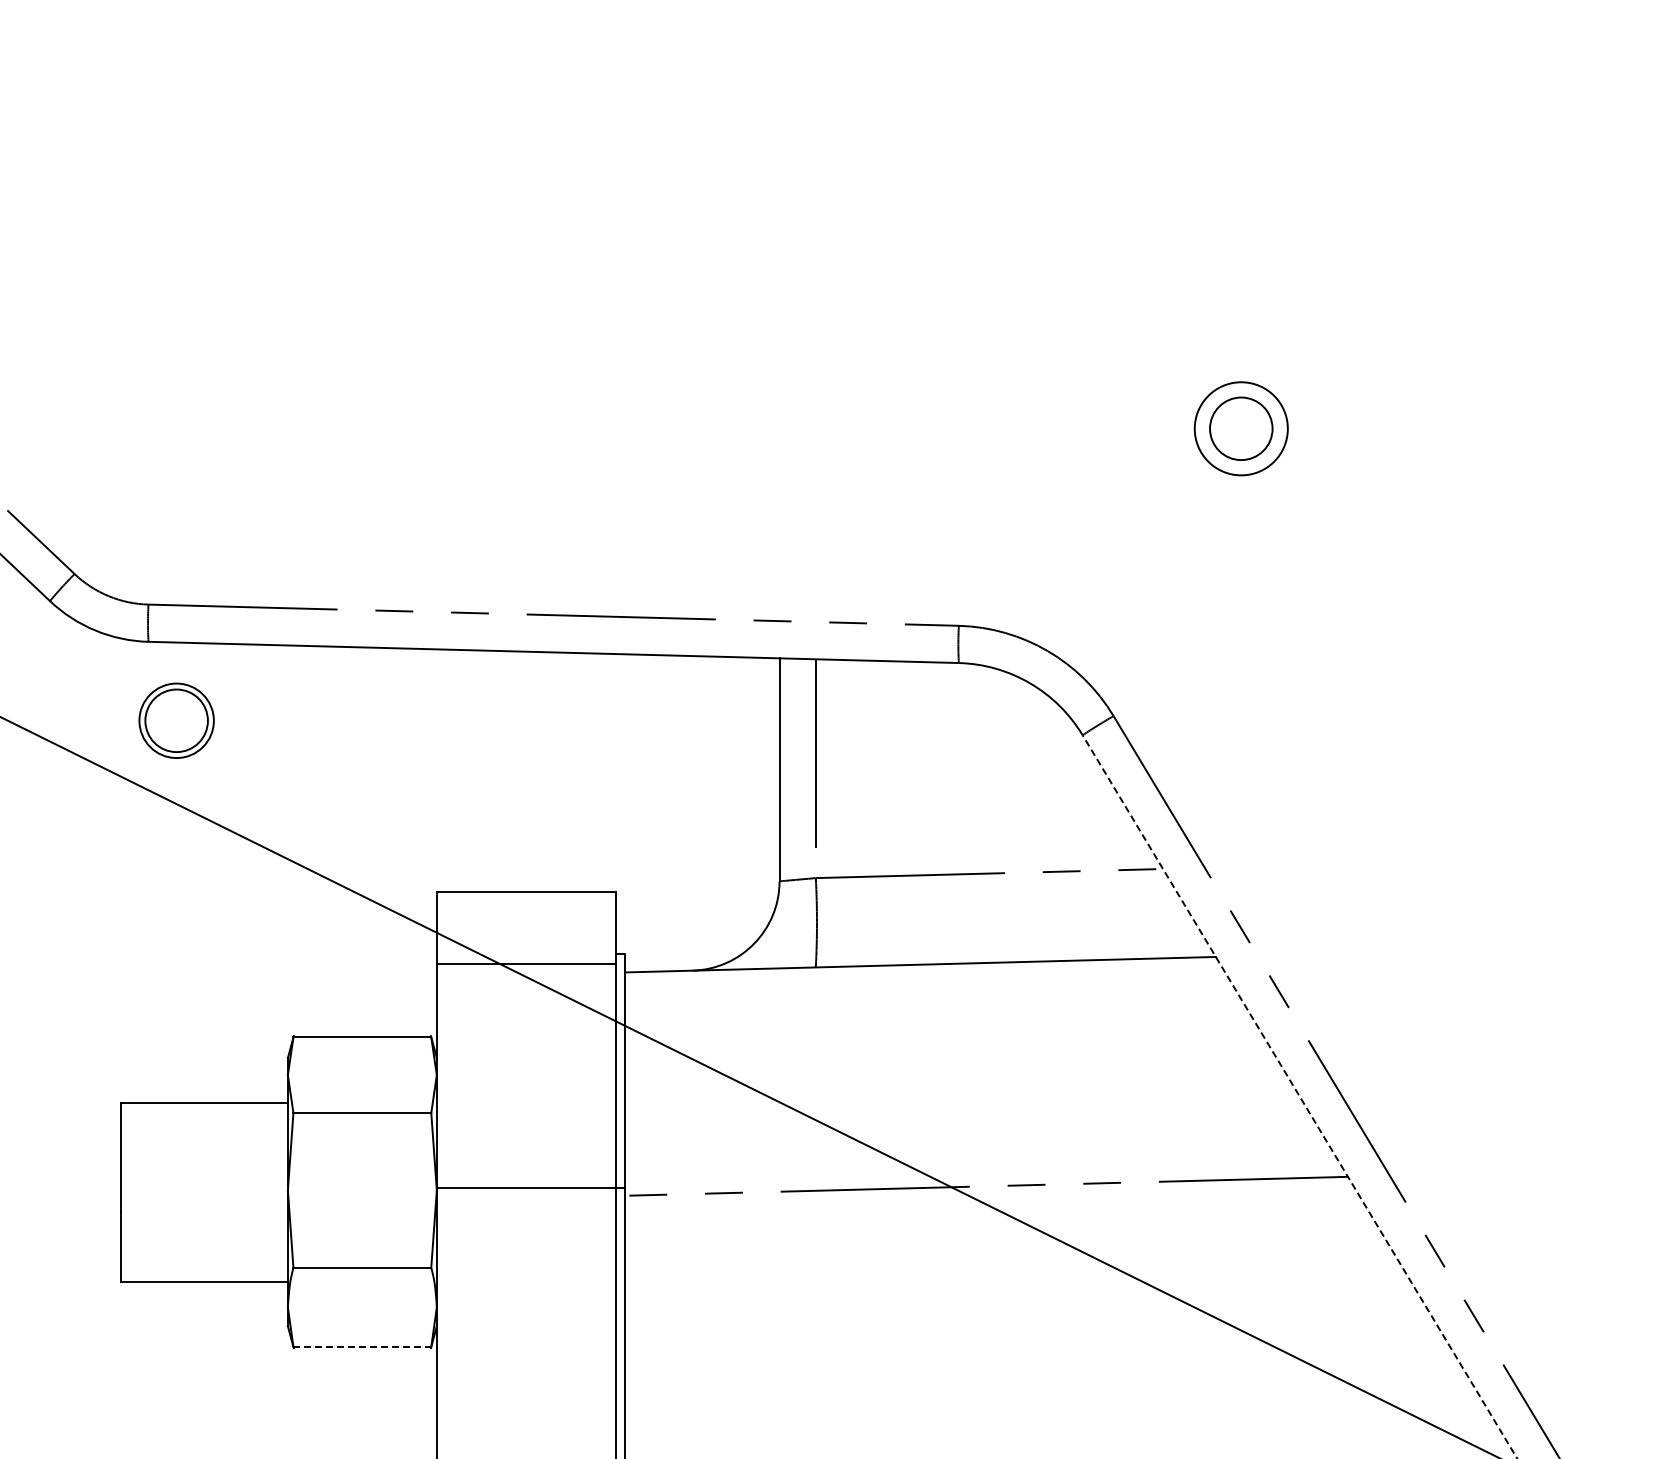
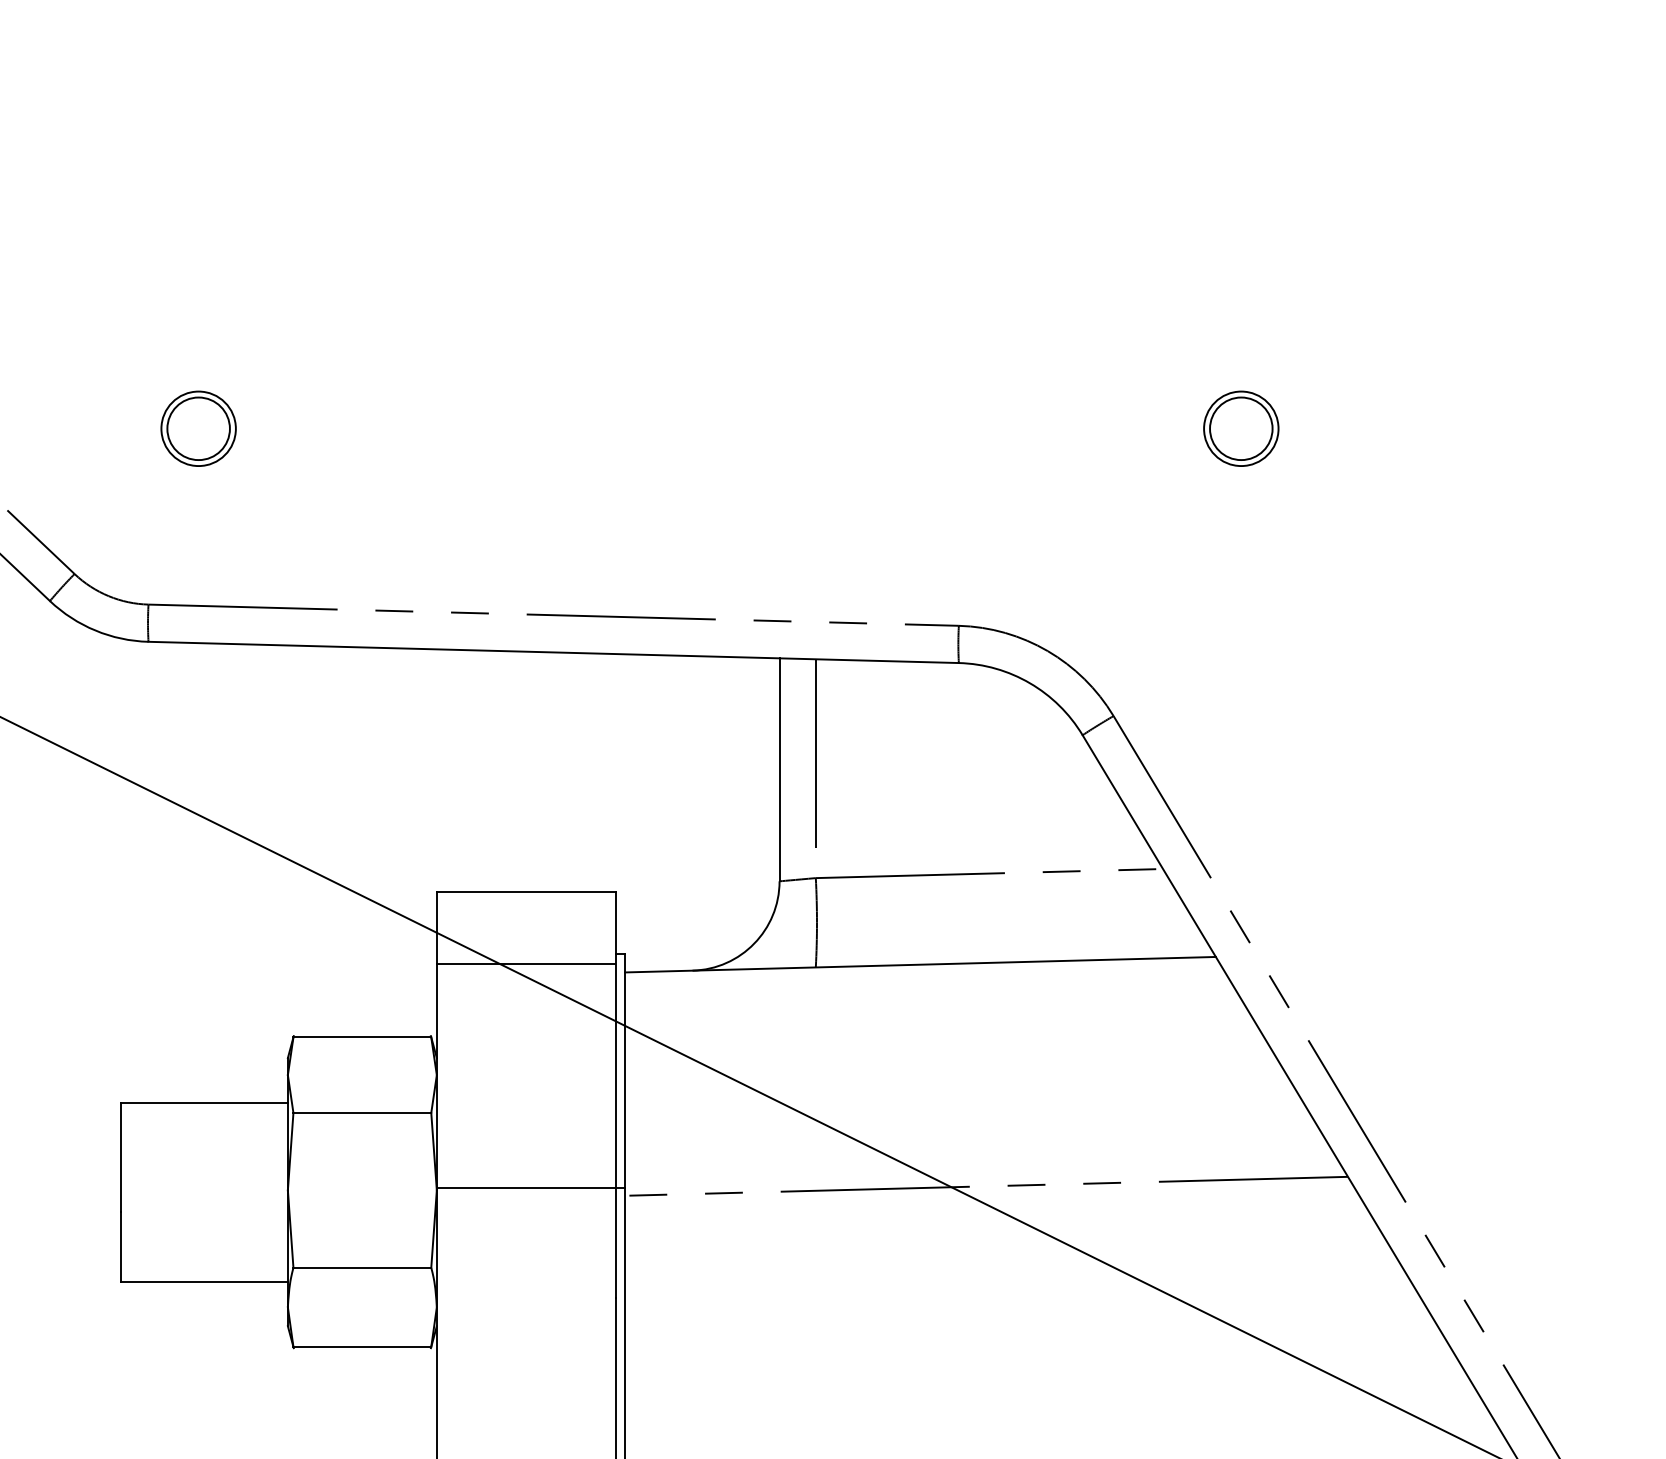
circle diameter: 93 px -> 74 px (1241, 428)
part position: (176, 720) -> (198, 428) (198, 428)
line: dashed -> solid (1299, 1096)
line: dashed -> solid (362, 1346)
